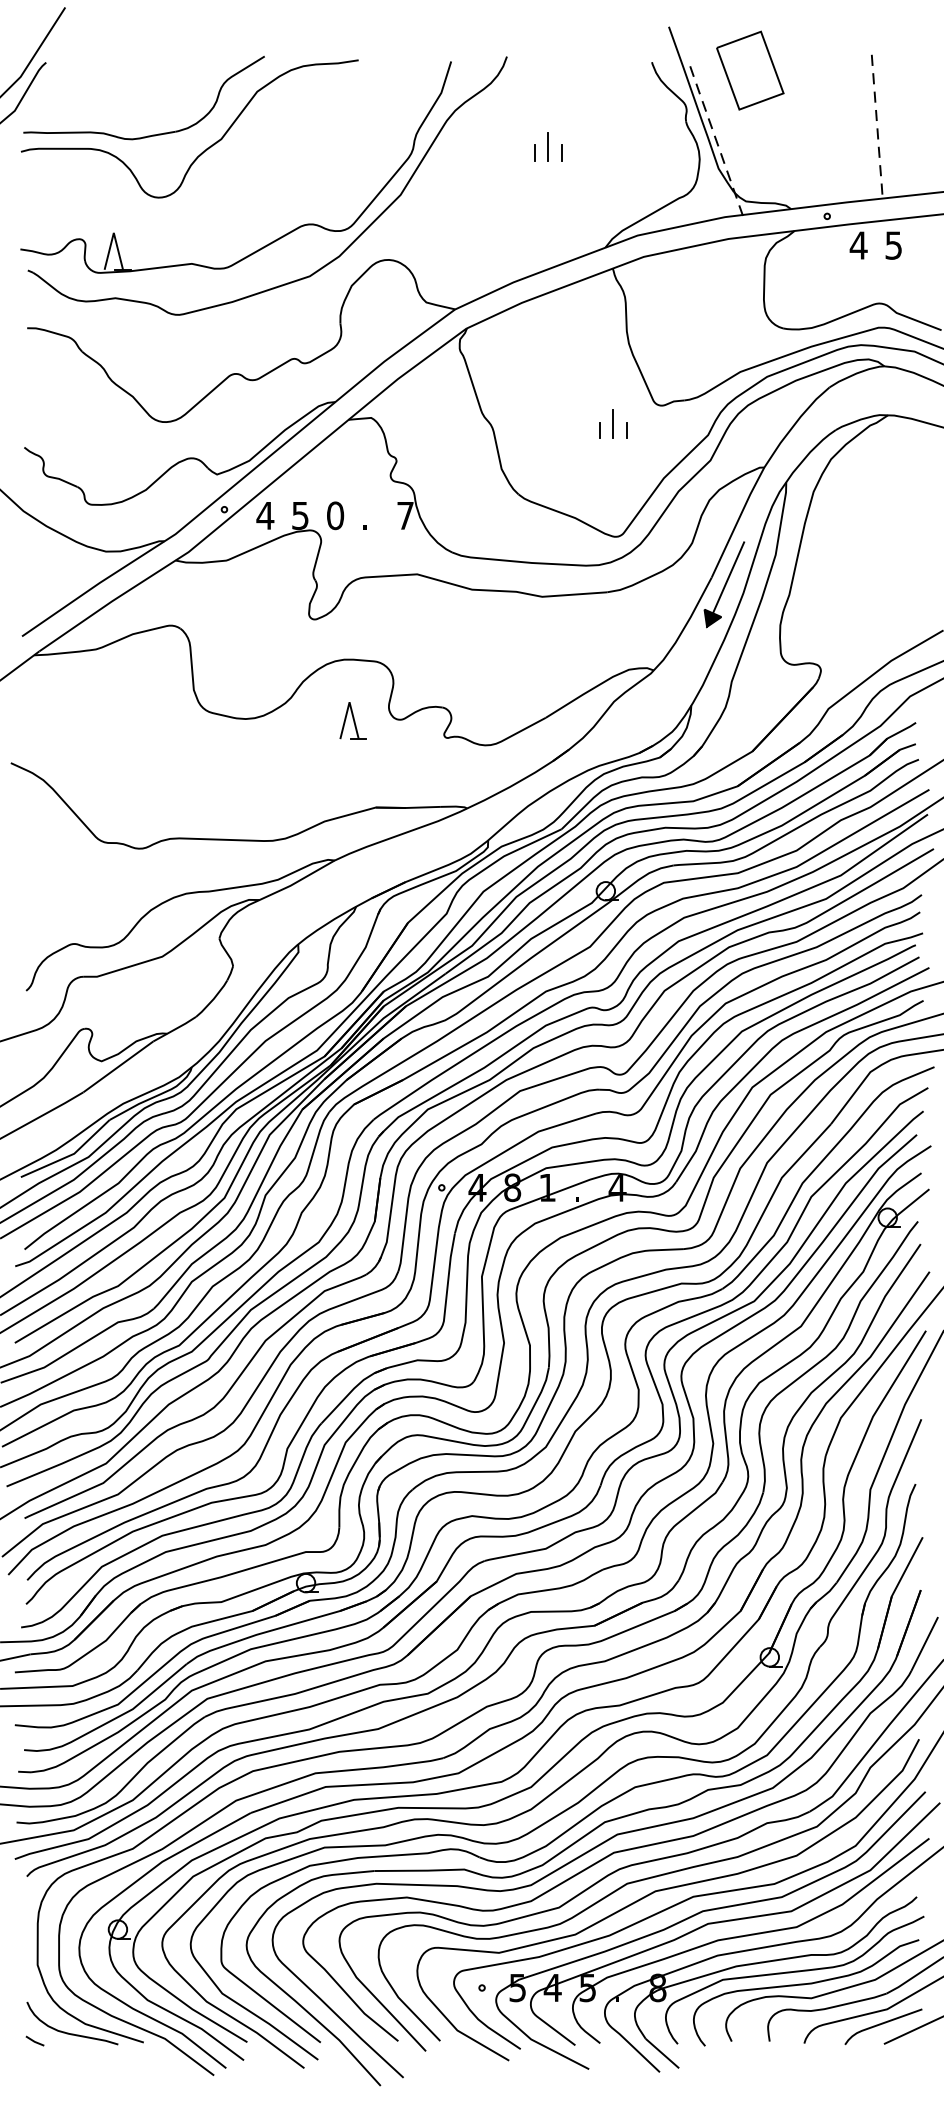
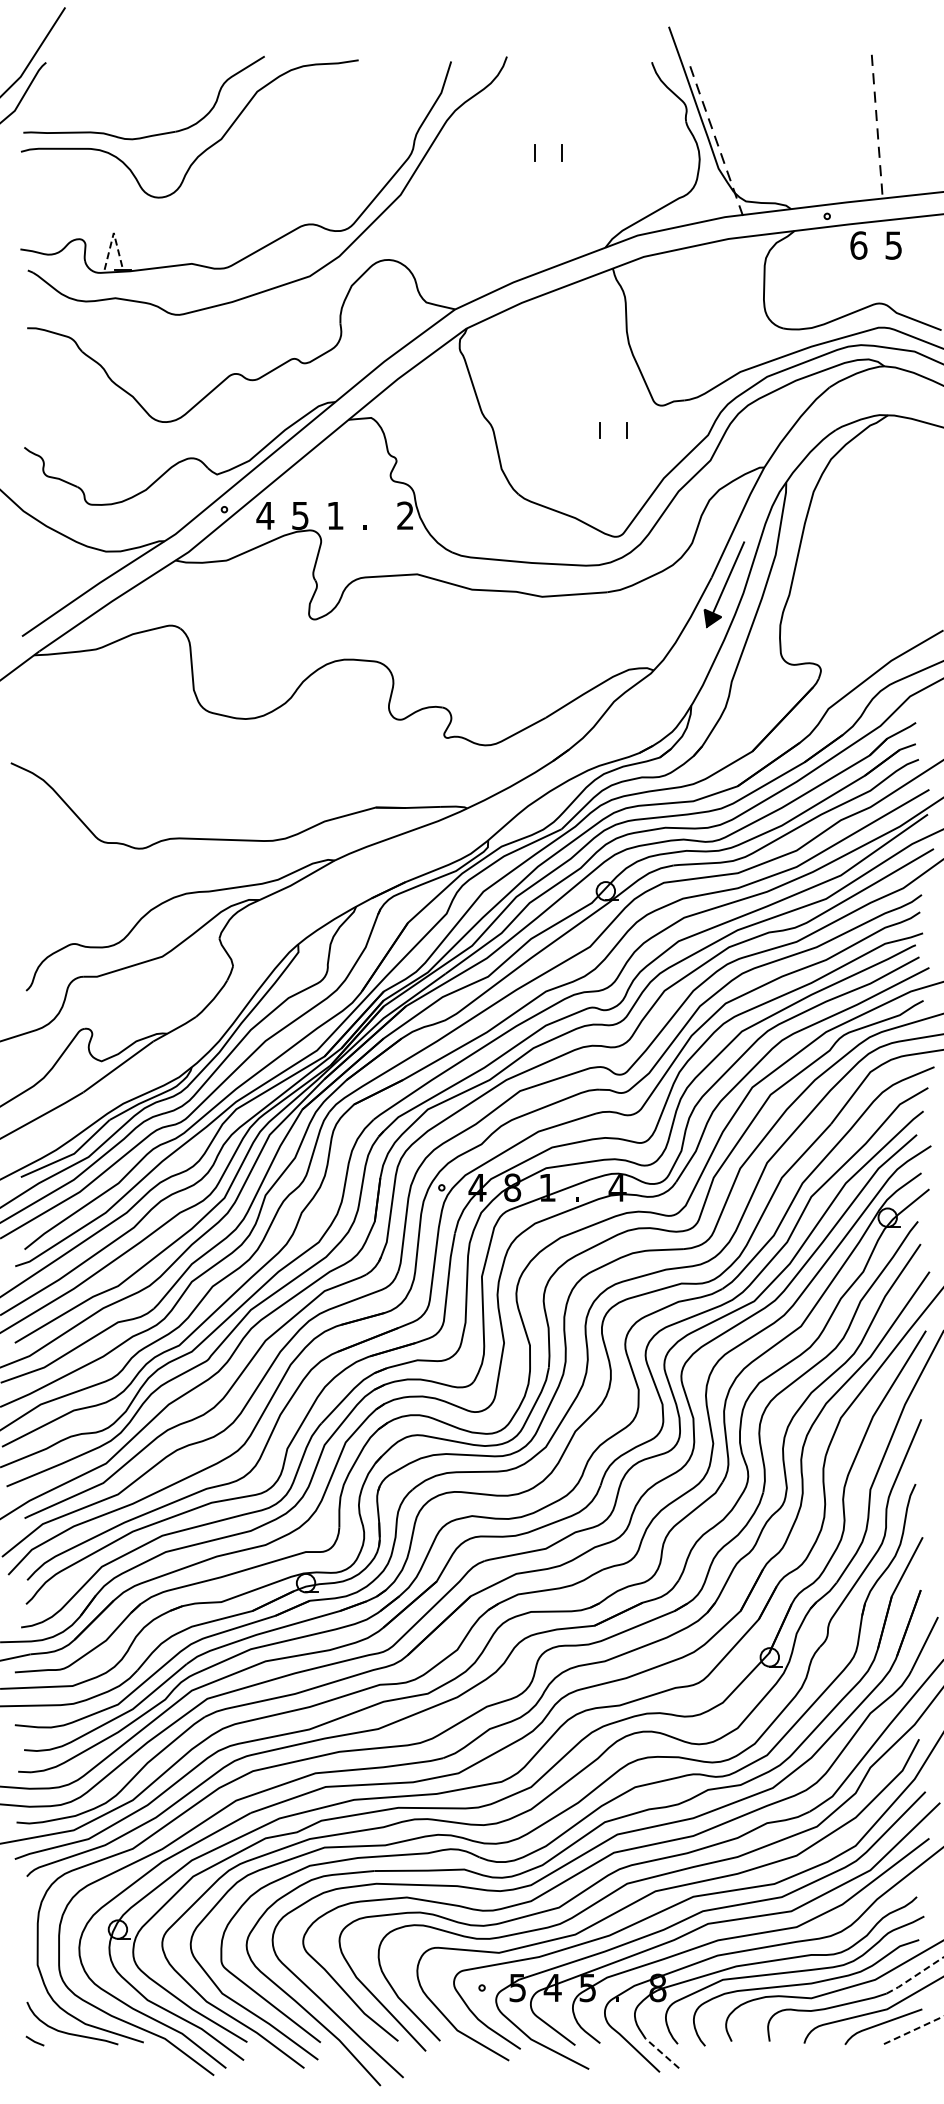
part: present -> none (750, 70)
line: present -> none (548, 146)
line: solid -> dashed (113, 232)
text: 4 -> 6 (858, 245)
line: present -> none (613, 424)
text: 0 -> 1 (335, 515)
text: 7 -> 2 (405, 515)
part: present -> none (352, 720)
line: solid -> dashed (915, 1976)
line: solid -> dashed (913, 2030)
line: solid -> dashed (662, 2053)
